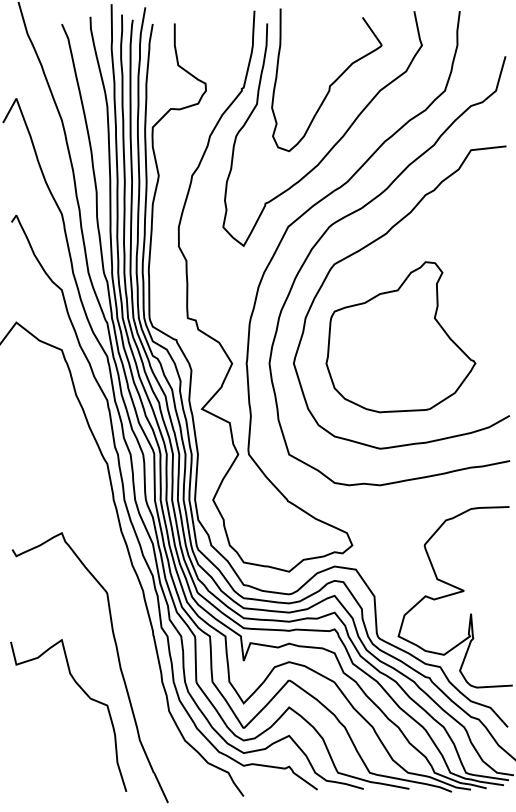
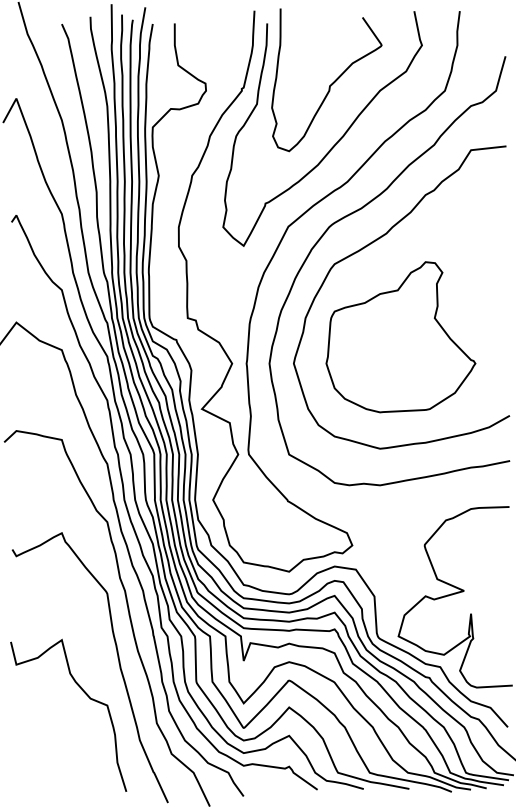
curve: none -> present (128, 615)
